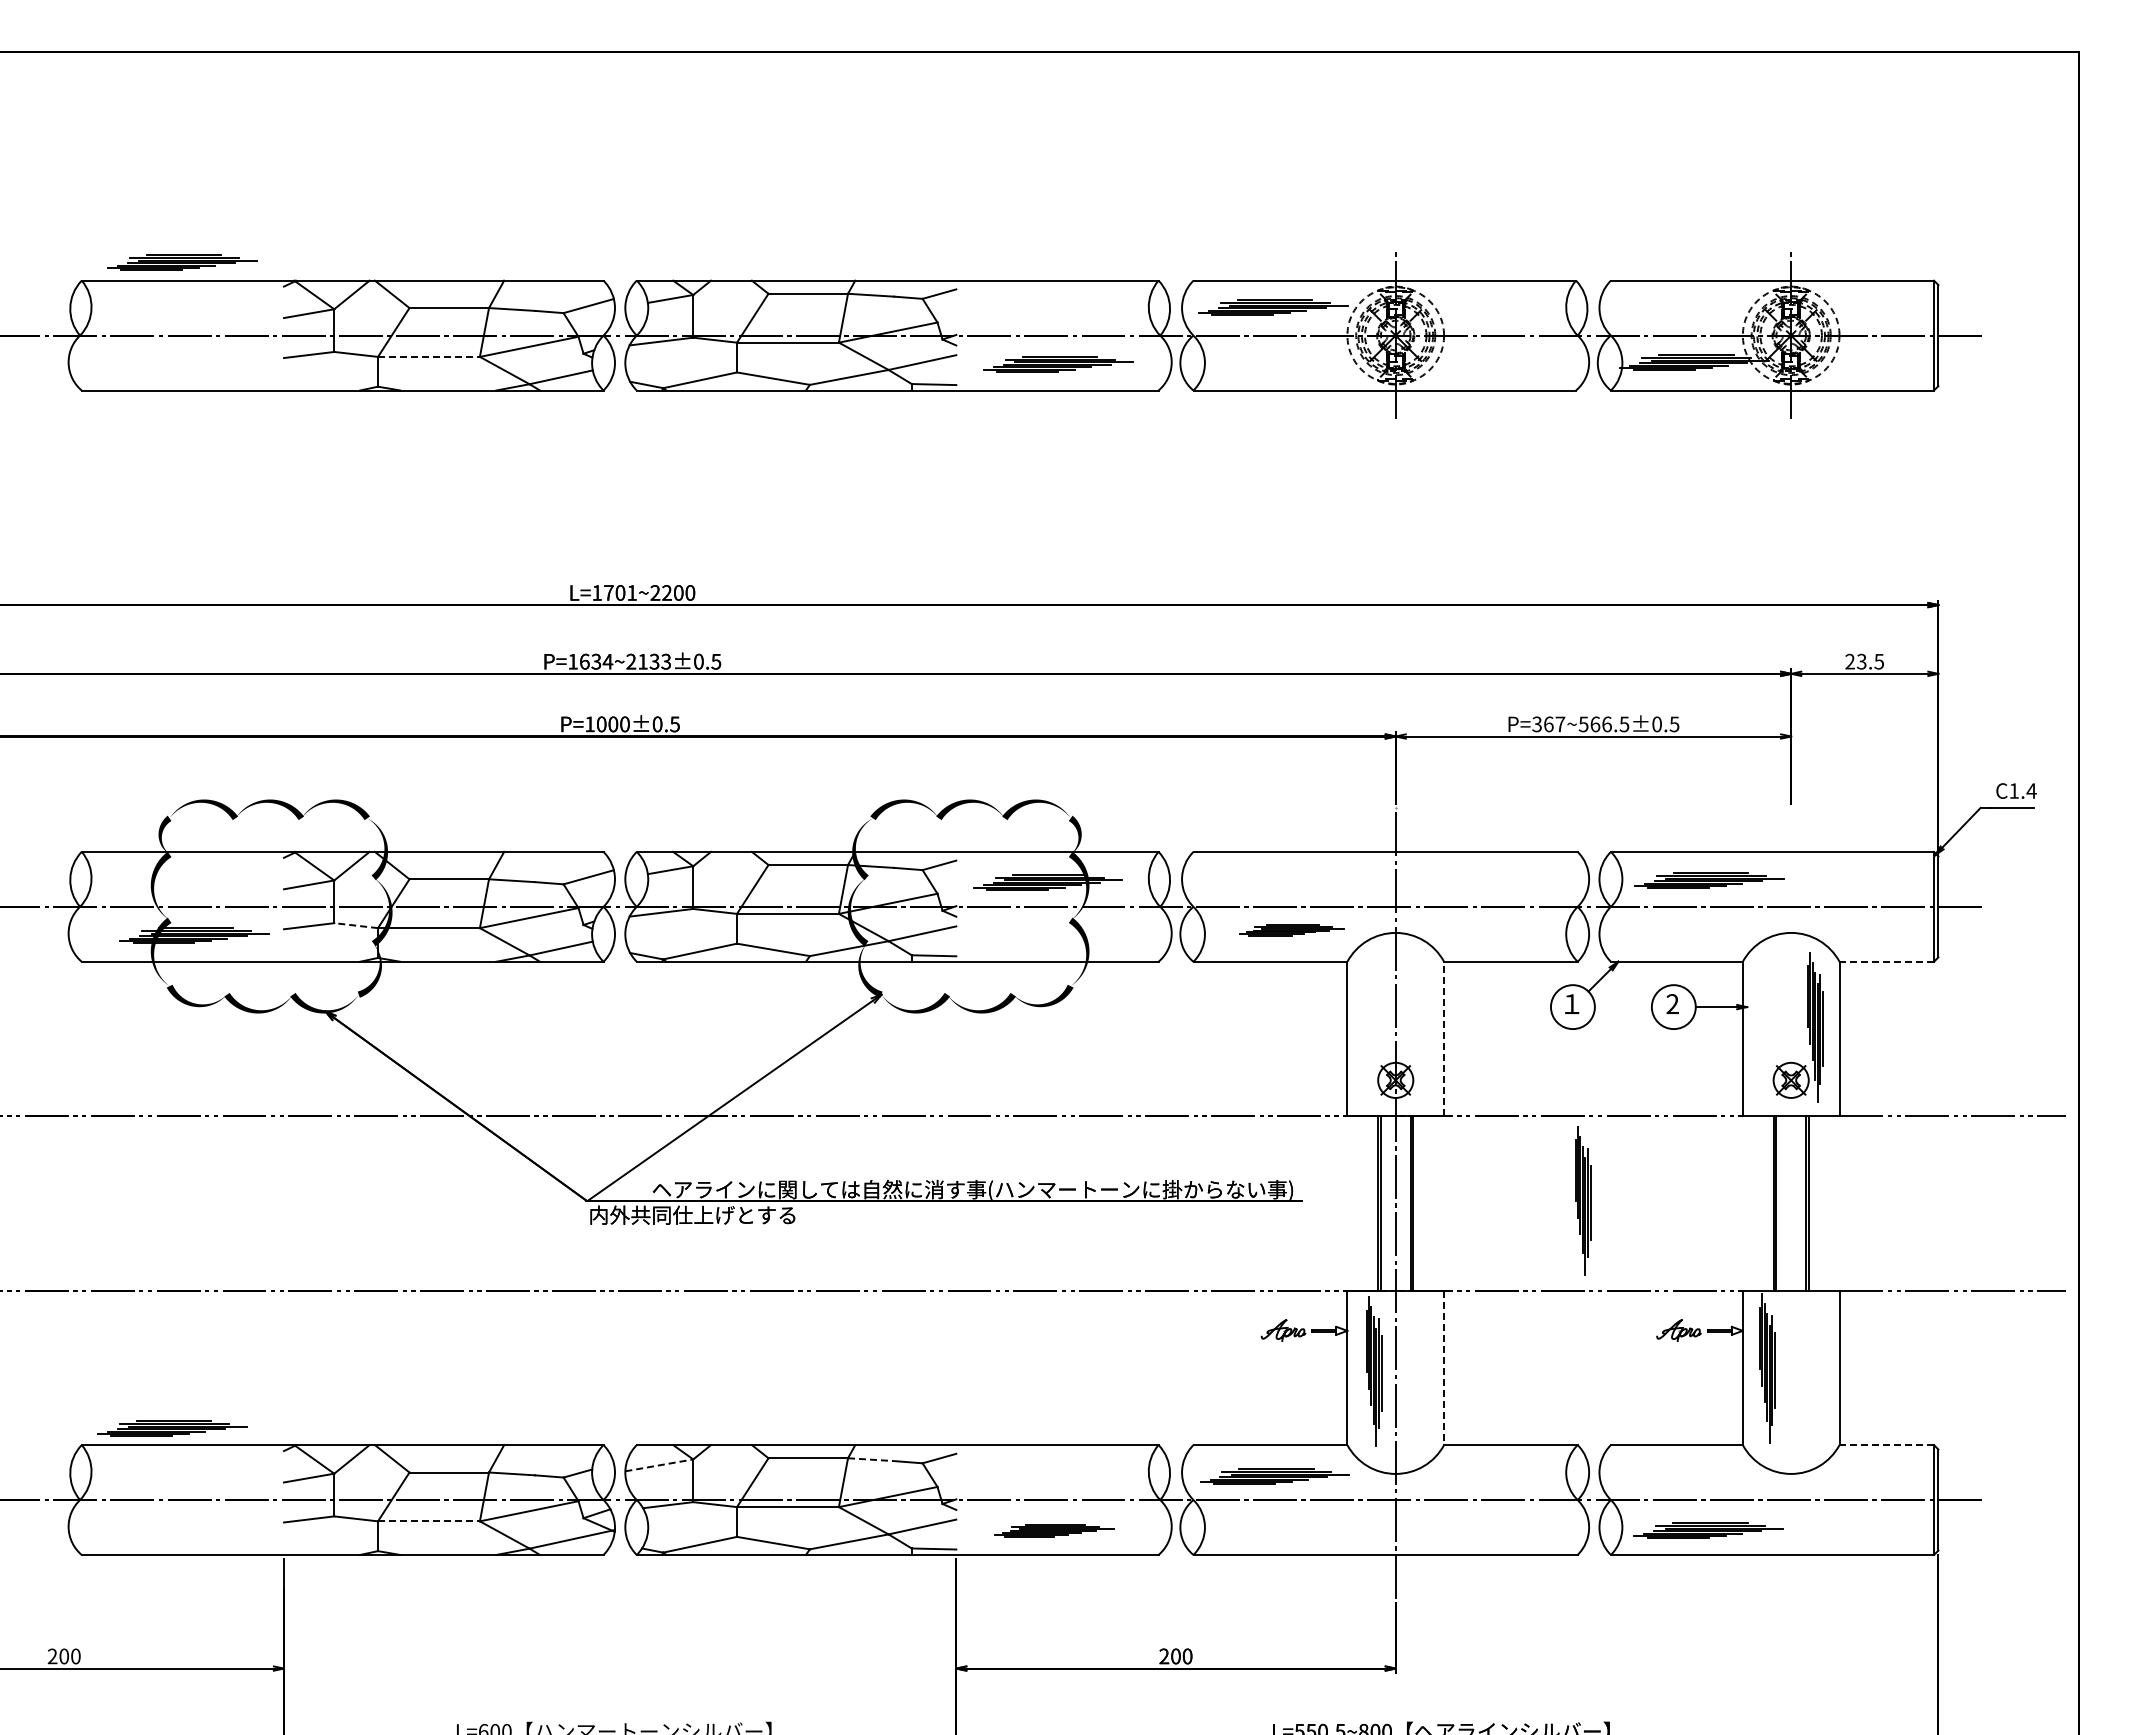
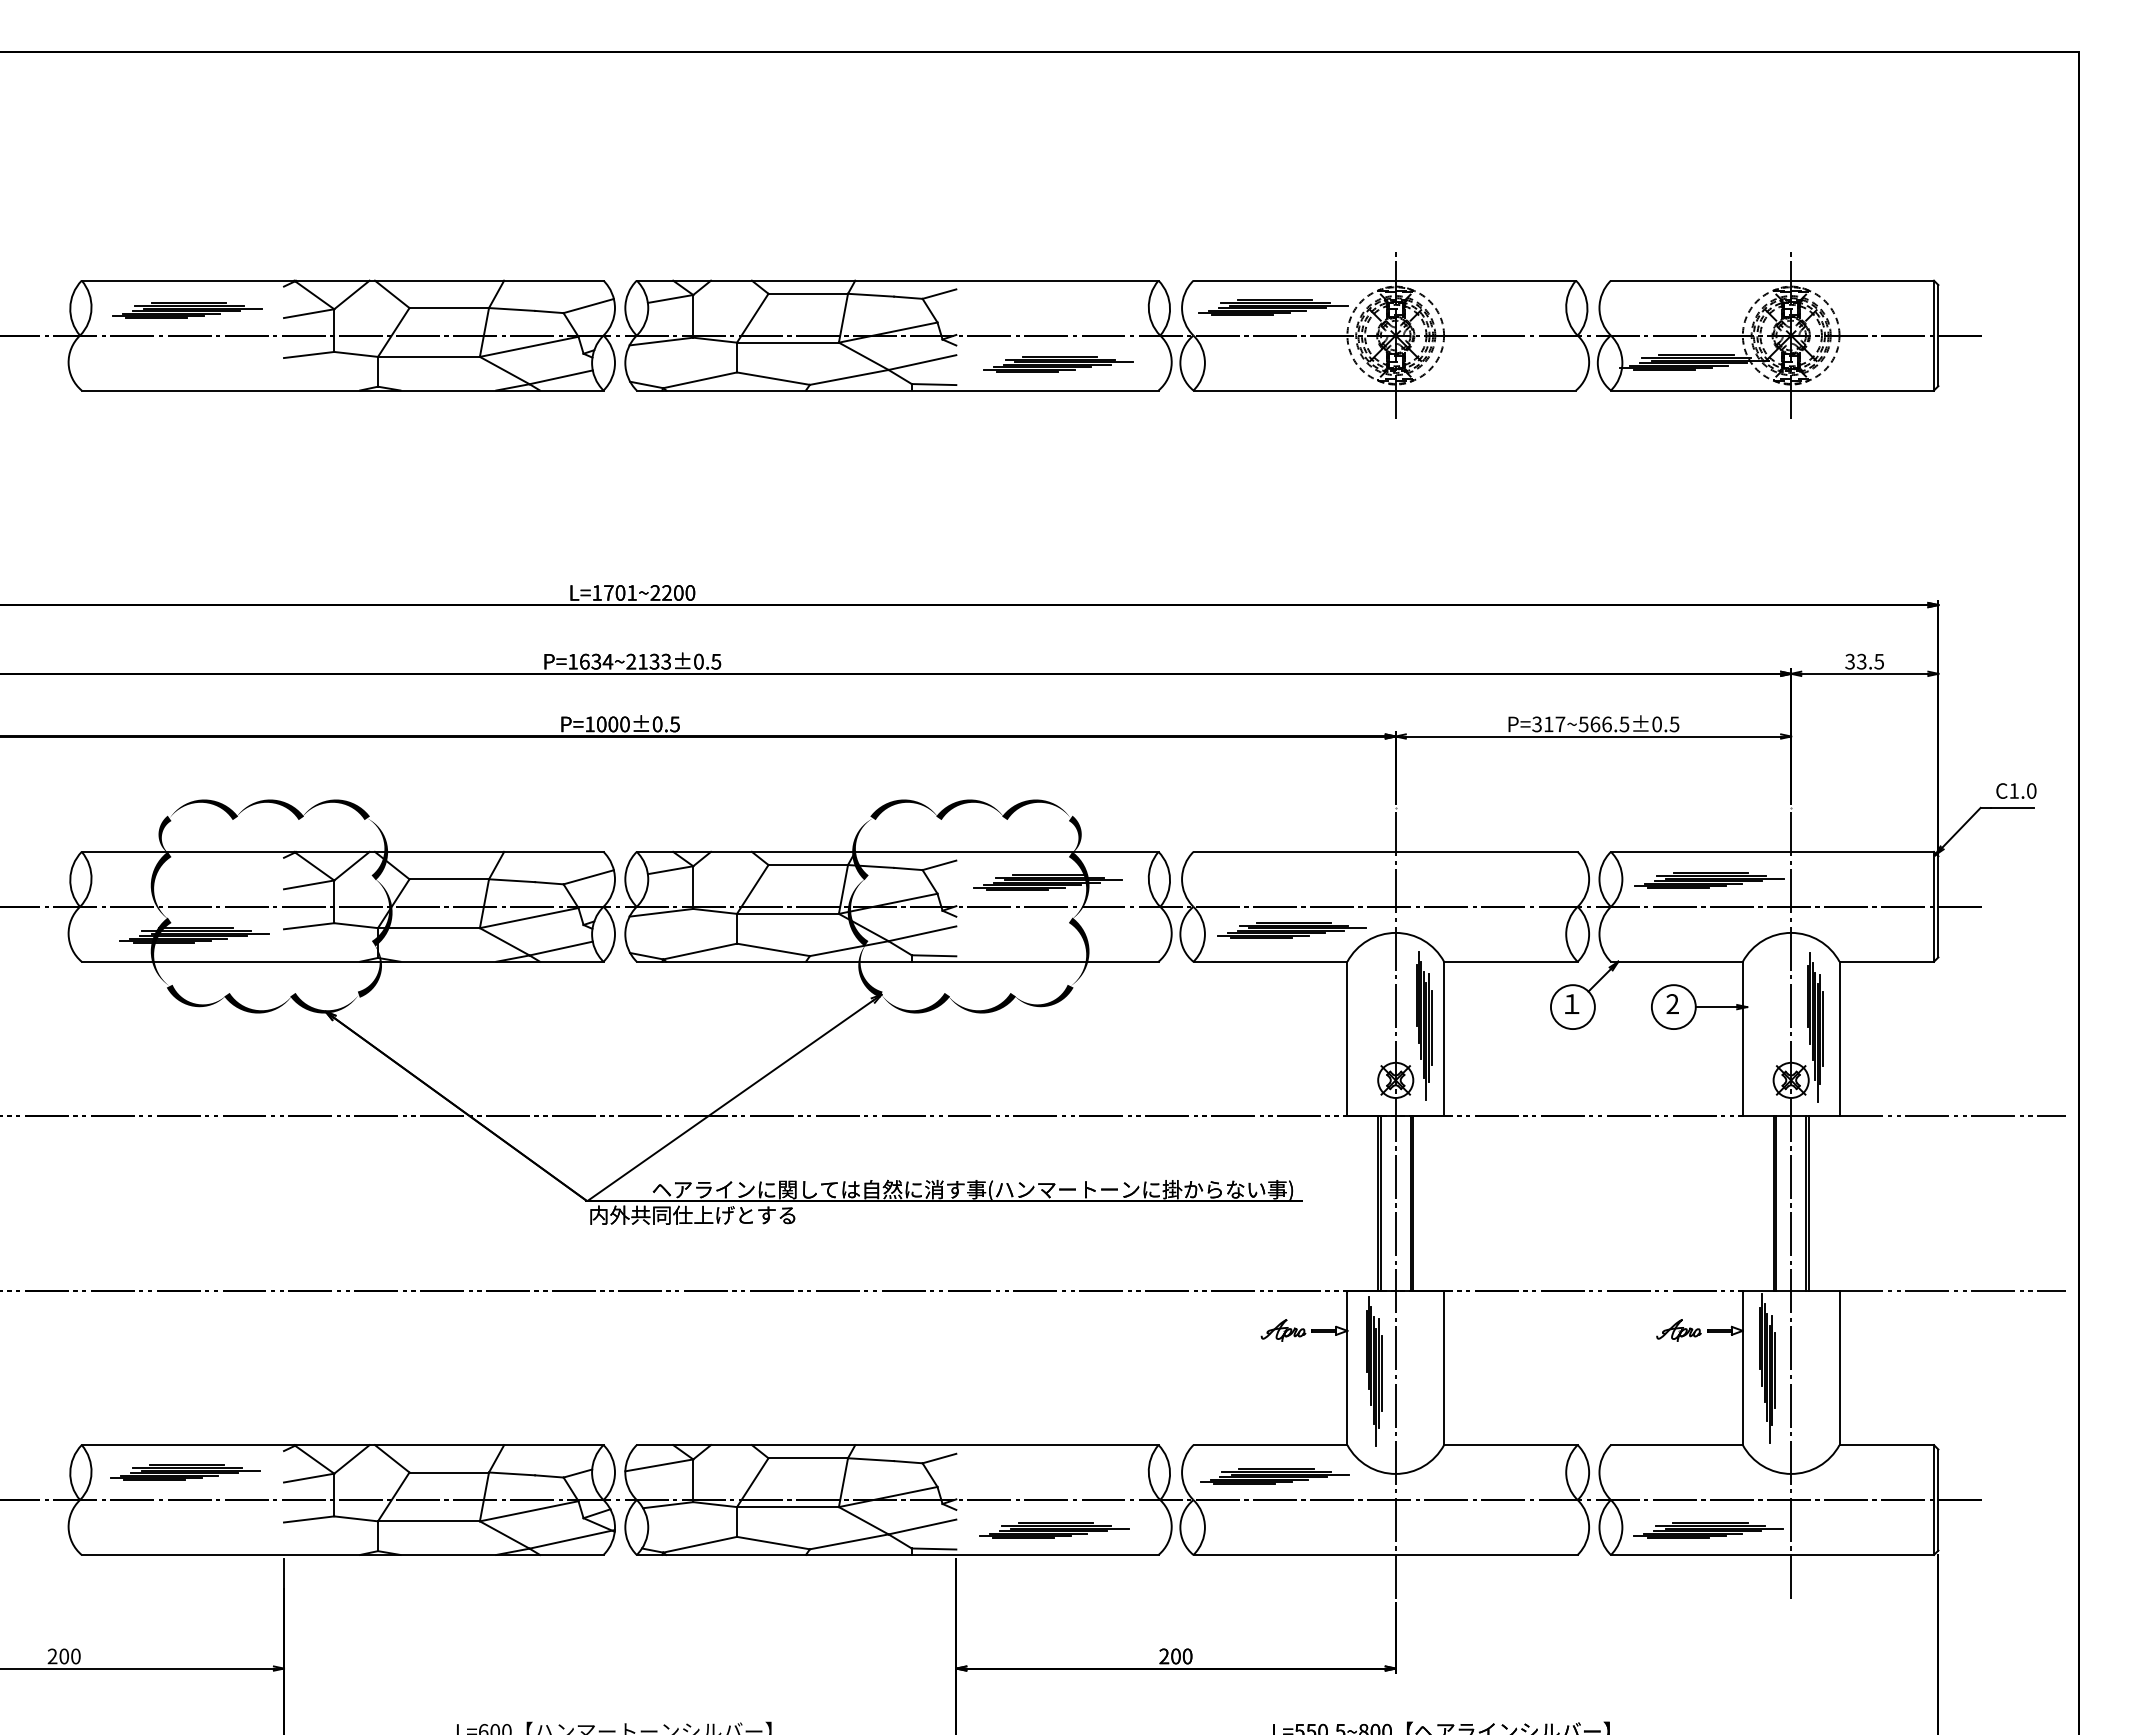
part position: (182, 262) -> (187, 310) (187, 310)
line: dashed -> solid (428, 356)
text: 23.5 -> 33.5 (1849, 661)
text: P=367~566.5±0.5 -> P=317~566.5±0.5 (1548, 724)
text: C1.4 -> C1.0 (2031, 790)
line: dashed -> solid (355, 925)
part size: 106x13 px -> 150x17 px (1291, 930)
line: dashed -> solid (1886, 961)
line: dashed -> solid (1444, 1038)
part position: (1583, 1200) -> (1424, 1025) (1424, 1025)
line: none -> present (1791, 1202)
line: dashed -> solid (1444, 1368)
part position: (172, 1428) -> (185, 1472) (185, 1472)
line: dashed -> solid (1886, 1445)
line: dashed -> solid (871, 1459)
line: dashed -> solid (659, 1465)
line: dashed -> solid (428, 1521)
part size: 121x14 px -> 151x17 px (1054, 1530)
